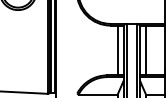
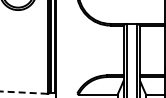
line: present -> none (117, 50)
line: present -> none (146, 50)
line: solid -> dashed (23, 92)
